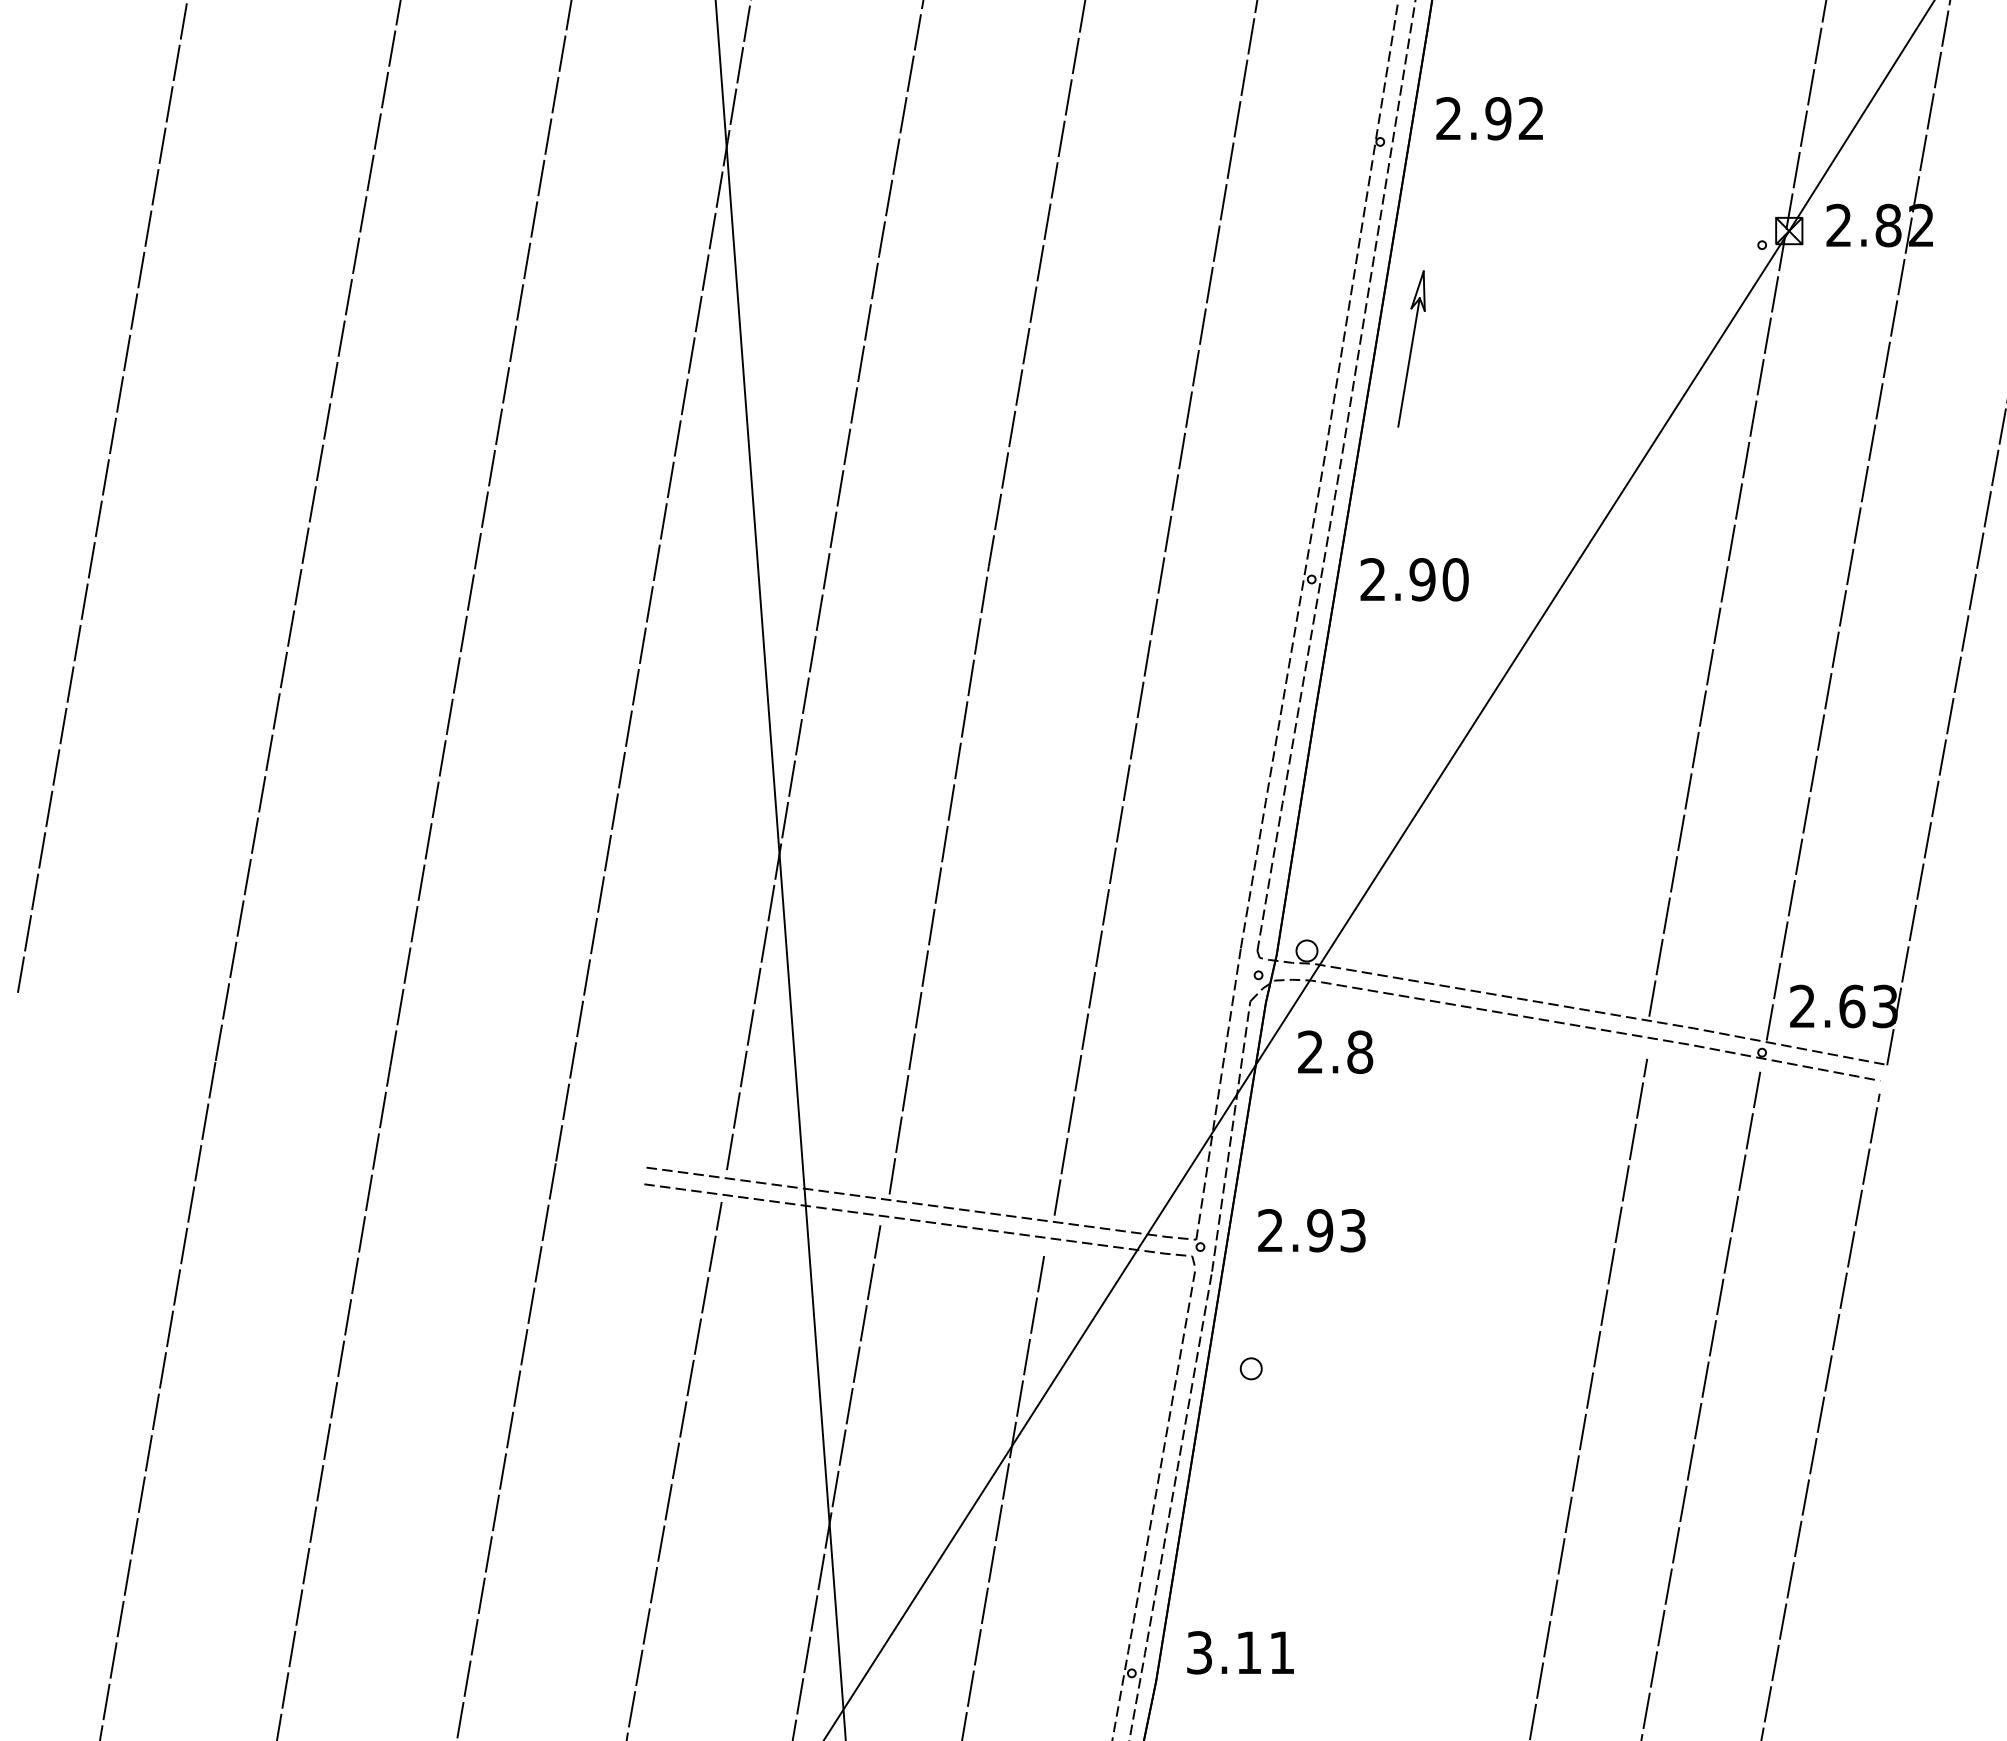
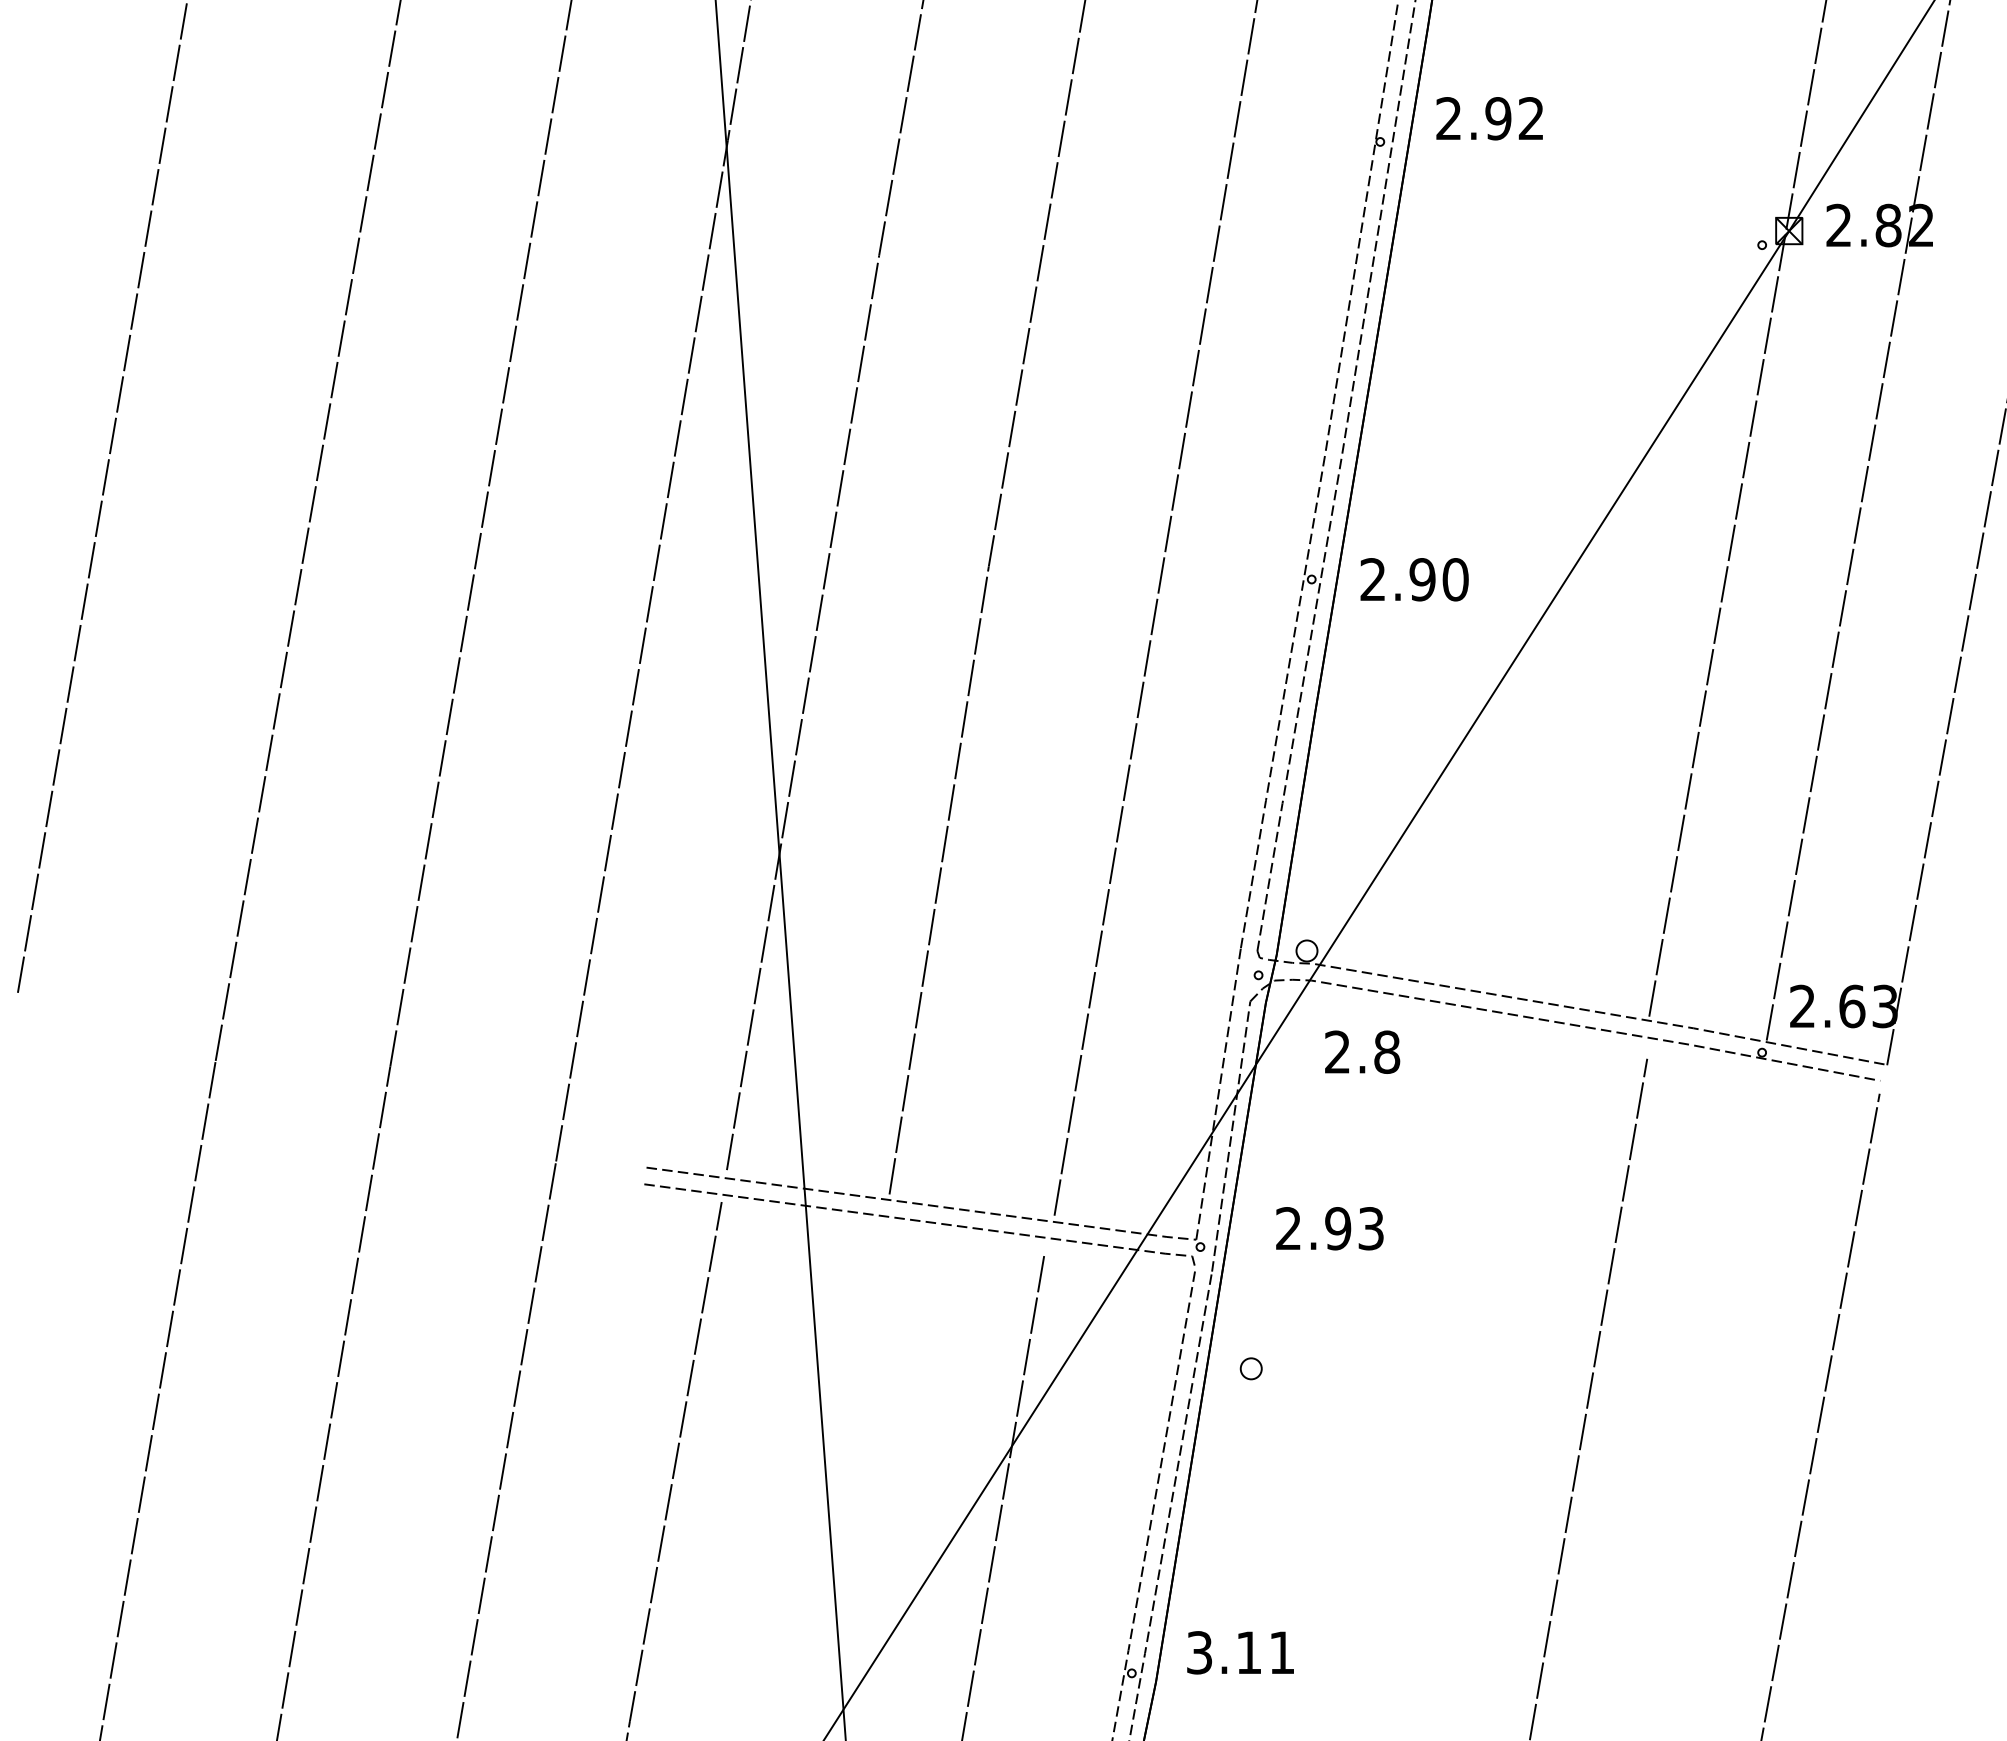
part: present -> none (1411, 348)
text position: (1335, 1051) -> (1362, 1051) (1362, 1051)
text position: (1311, 1230) -> (1329, 1228) (1329, 1228)
line: present -> none (1700, 1402)
line: present -> none (836, 1481)
